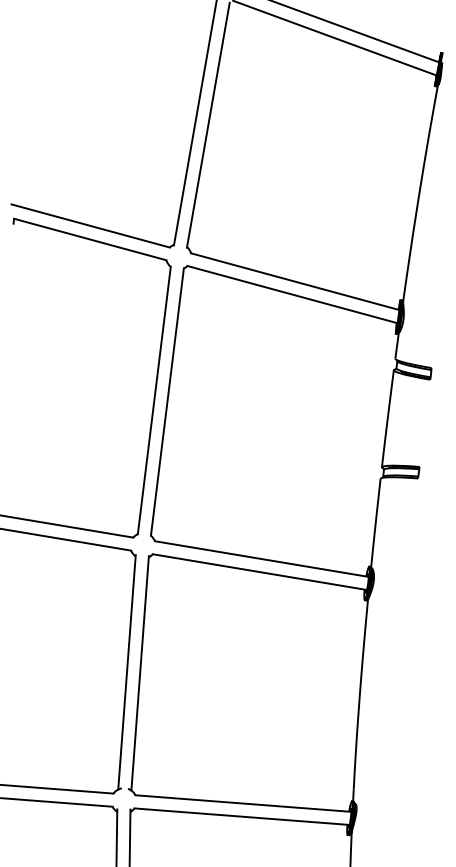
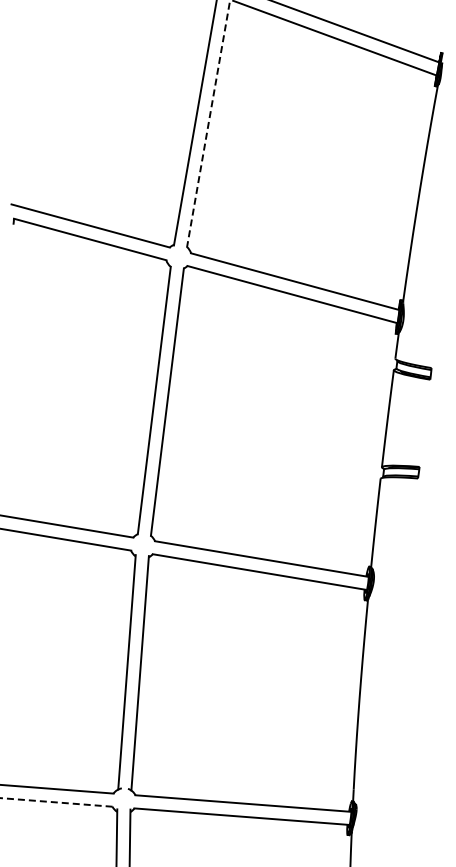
line: solid -> dashed (208, 125)
line: solid -> dashed (56, 802)
